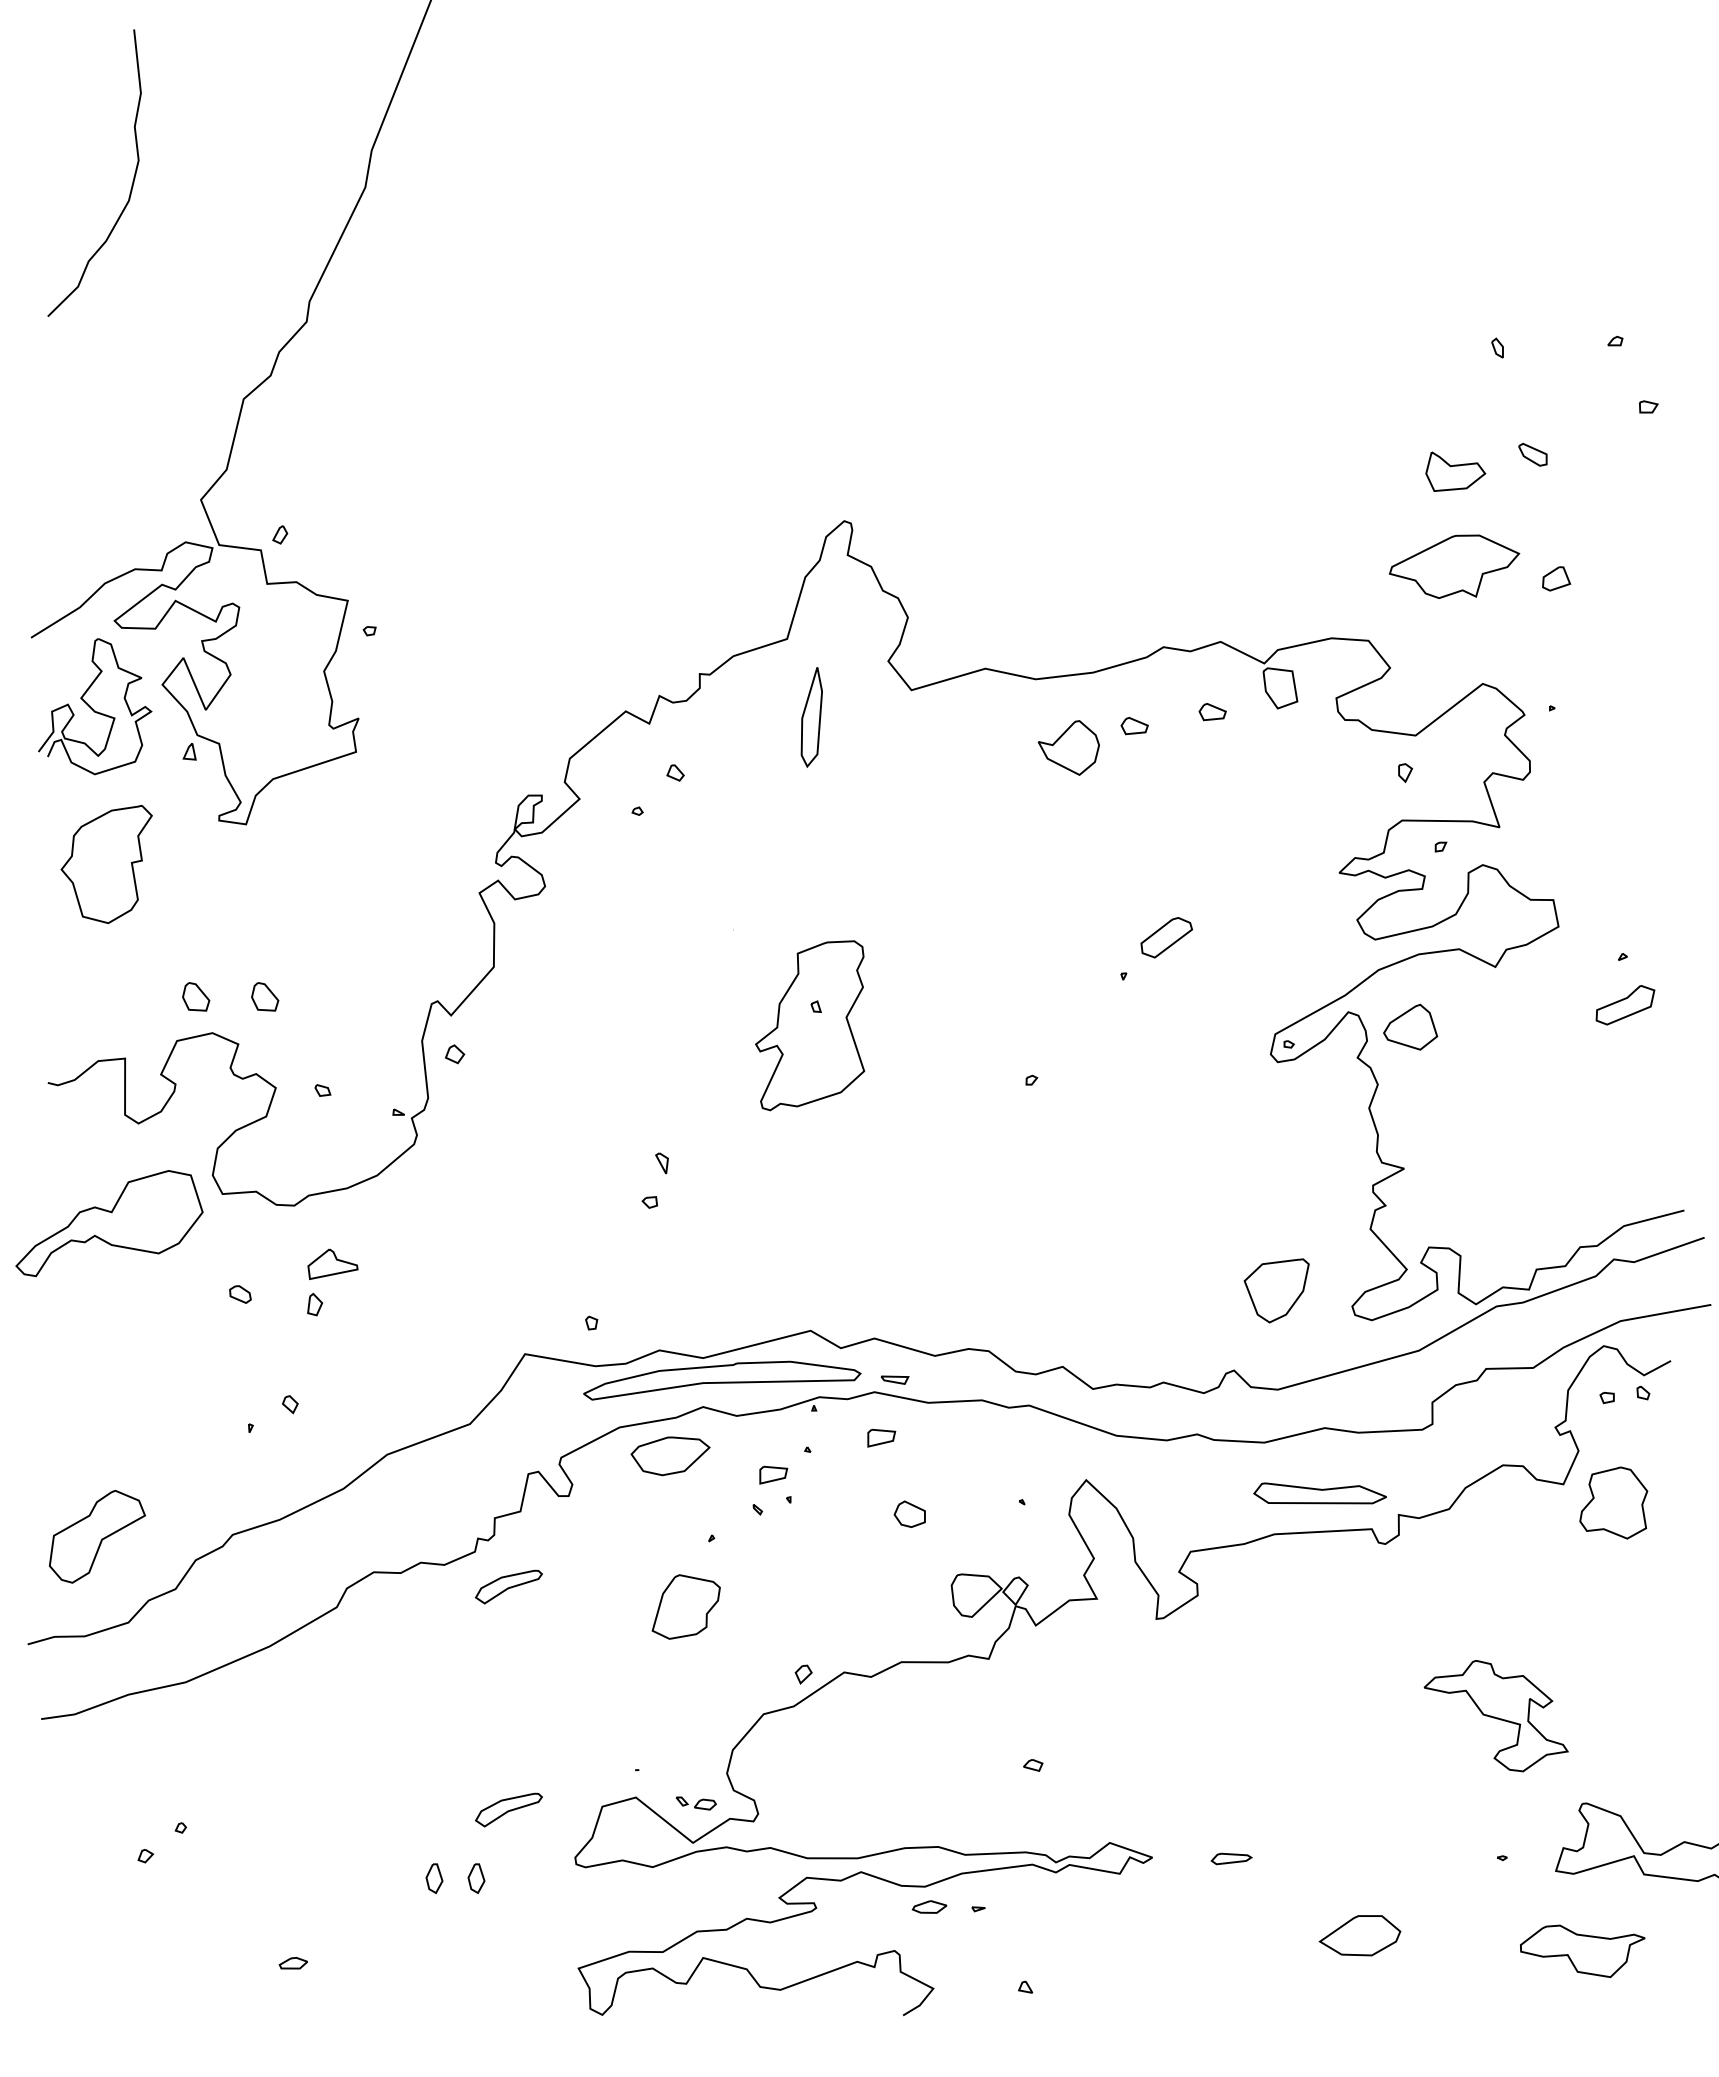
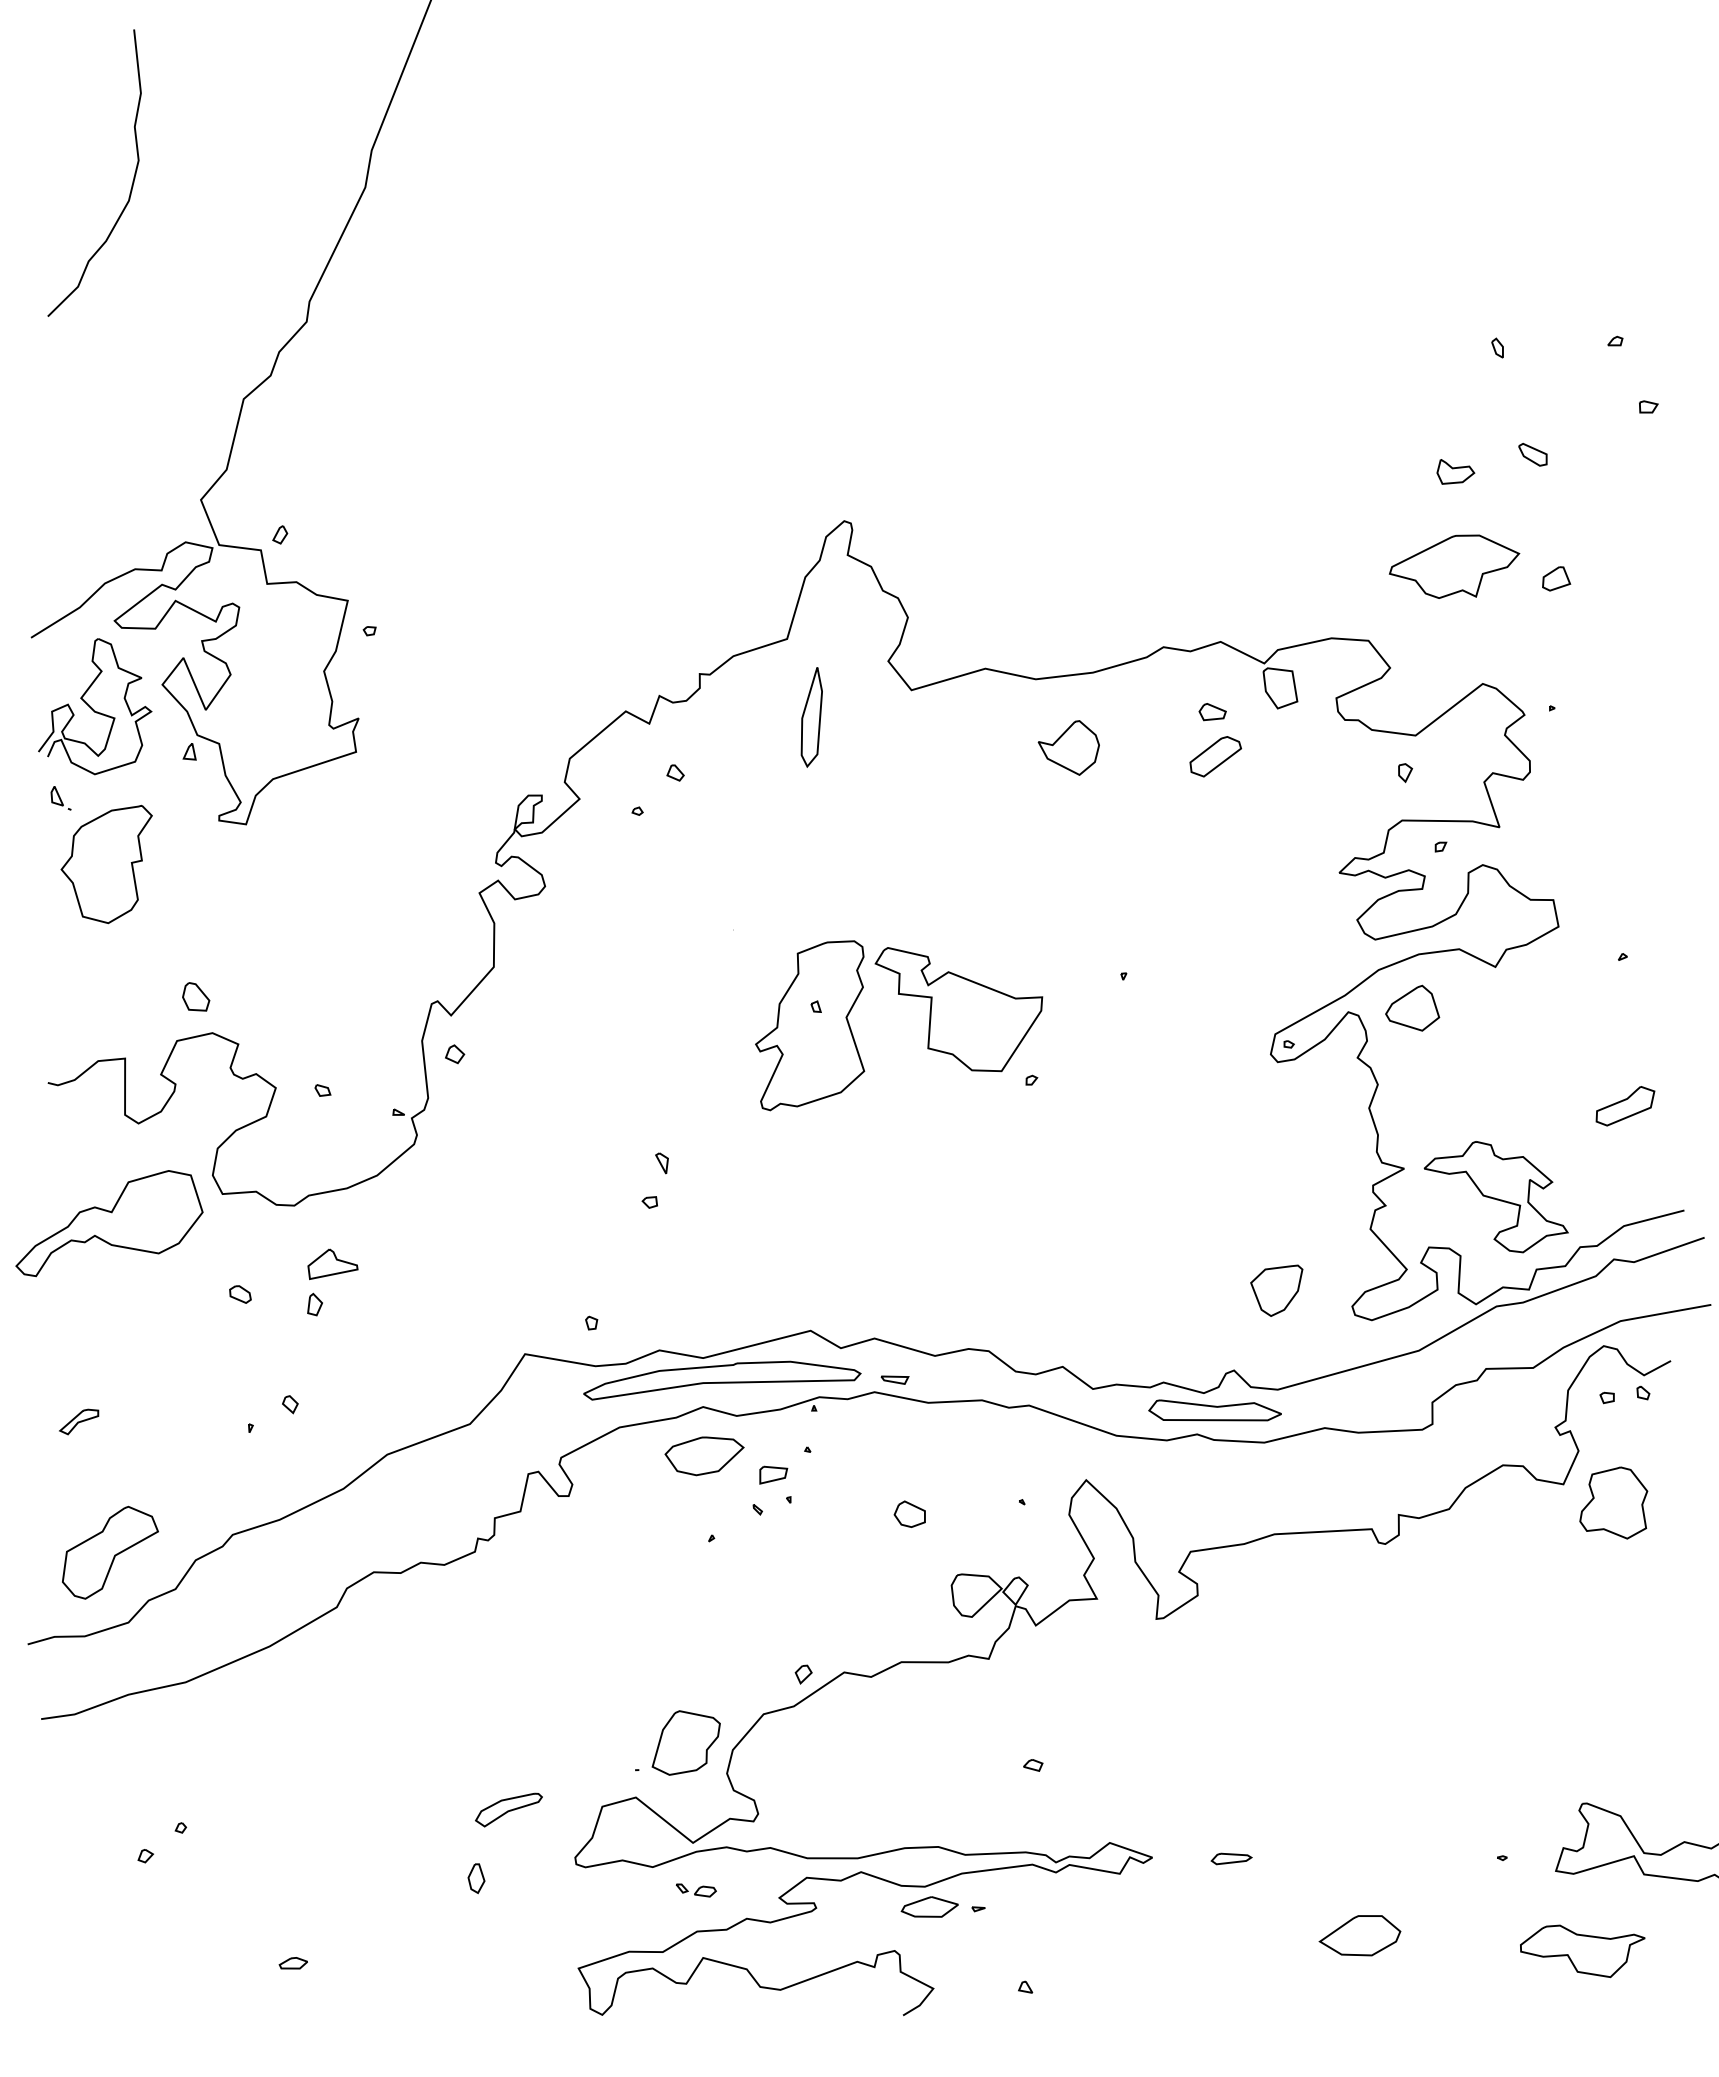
part size: 62x41 px -> 40x26 px (1455, 471)
part: present -> none (1134, 726)
part: none -> present (60, 798)
part position: (1166, 937) -> (1215, 756) (1215, 756)
part: present -> none (265, 996)
part position: (1625, 1005) -> (1625, 1106) (1625, 1106)
part: none -> present (958, 1009)
part position: (1410, 1026) -> (1412, 1007) (1412, 1007)
part size: 67x66 px -> 54x53 px (1276, 1290)
part: none -> present (79, 1421)
part: present -> none (881, 1437)
part position: (670, 1456) -> (704, 1456) (704, 1456)
part position: (1319, 1493) -> (1214, 1410) (1214, 1410)
part position: (97, 1536) -> (110, 1552) (110, 1552)
part: present -> none (508, 1586)
part position: (685, 1606) -> (685, 1742) (685, 1742)
part position: (1495, 1716) -> (1495, 1197) (1495, 1197)
part position: (696, 1803) -> (696, 1890) (696, 1890)
part: present -> none (434, 1878)
part size: 37x14 px -> 59x22 px (929, 1906)
